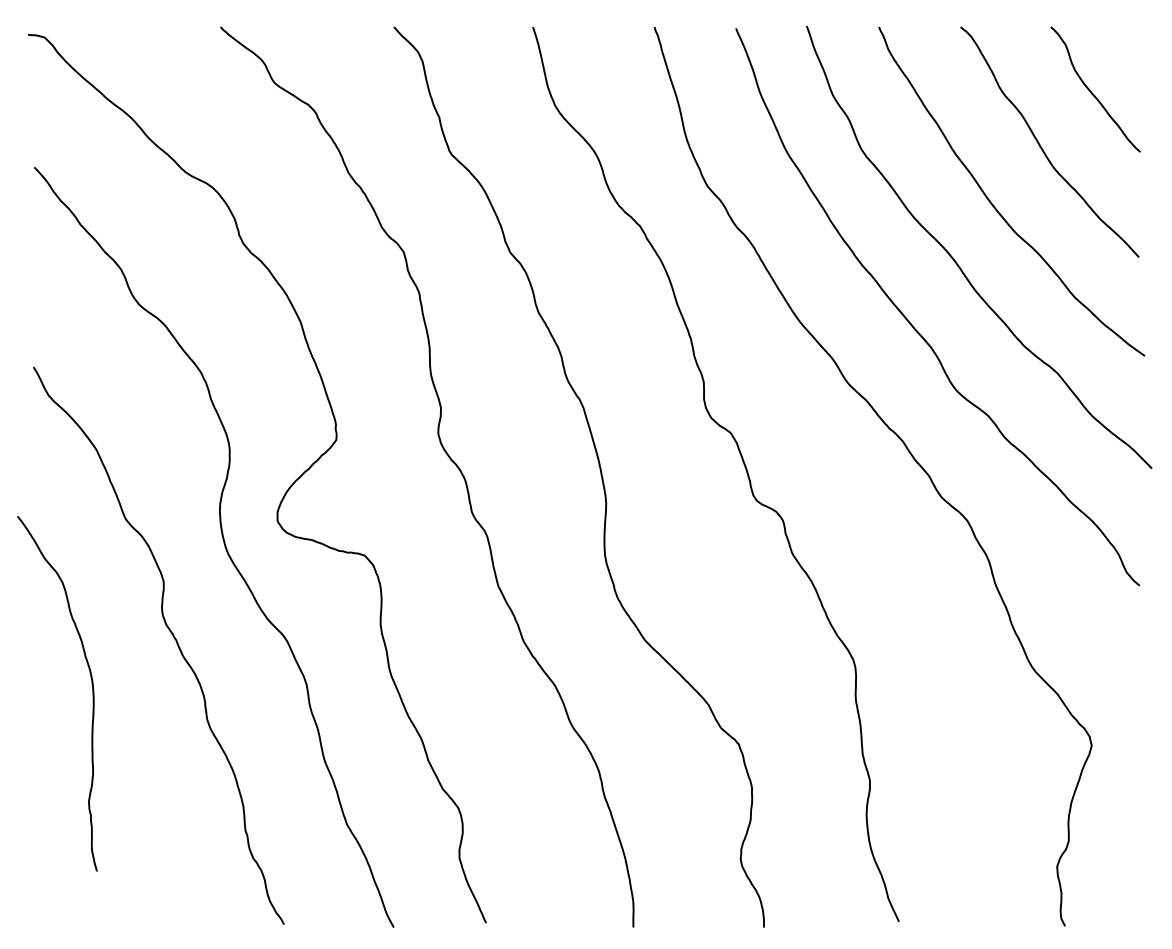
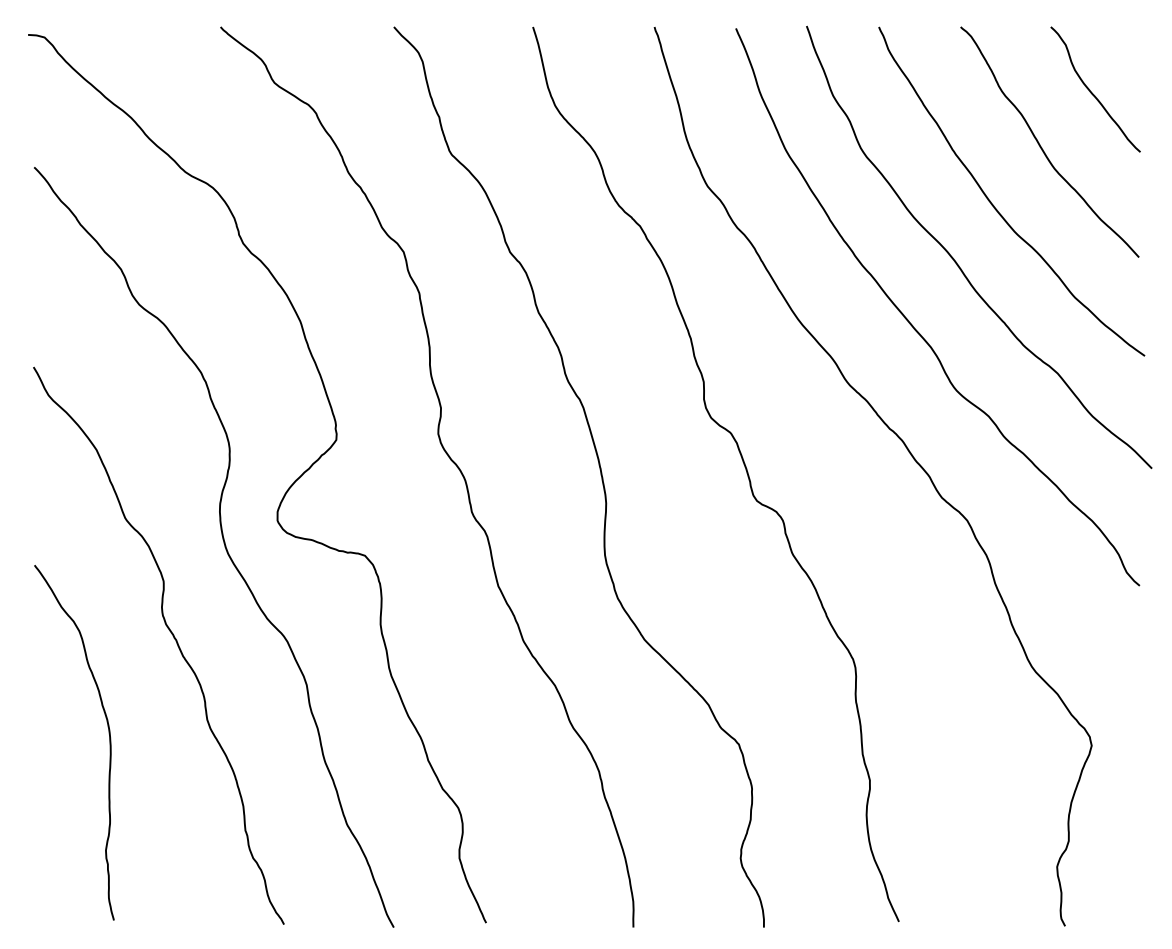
curve position: (92, 693) -> (109, 742) (109, 742)
